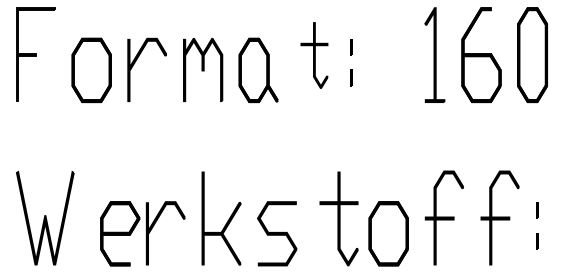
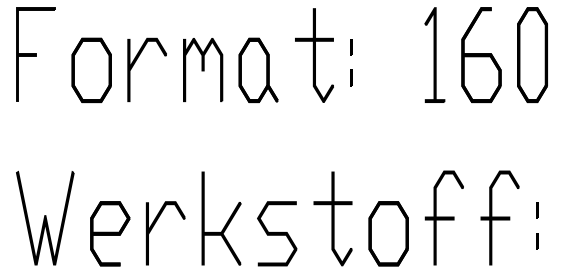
part size: 29x67 px -> 39x95 px (314, 55)
part position: (338, 218) -> (332, 218) (332, 218)
part position: (120, 233) -> (110, 233) (110, 233)
